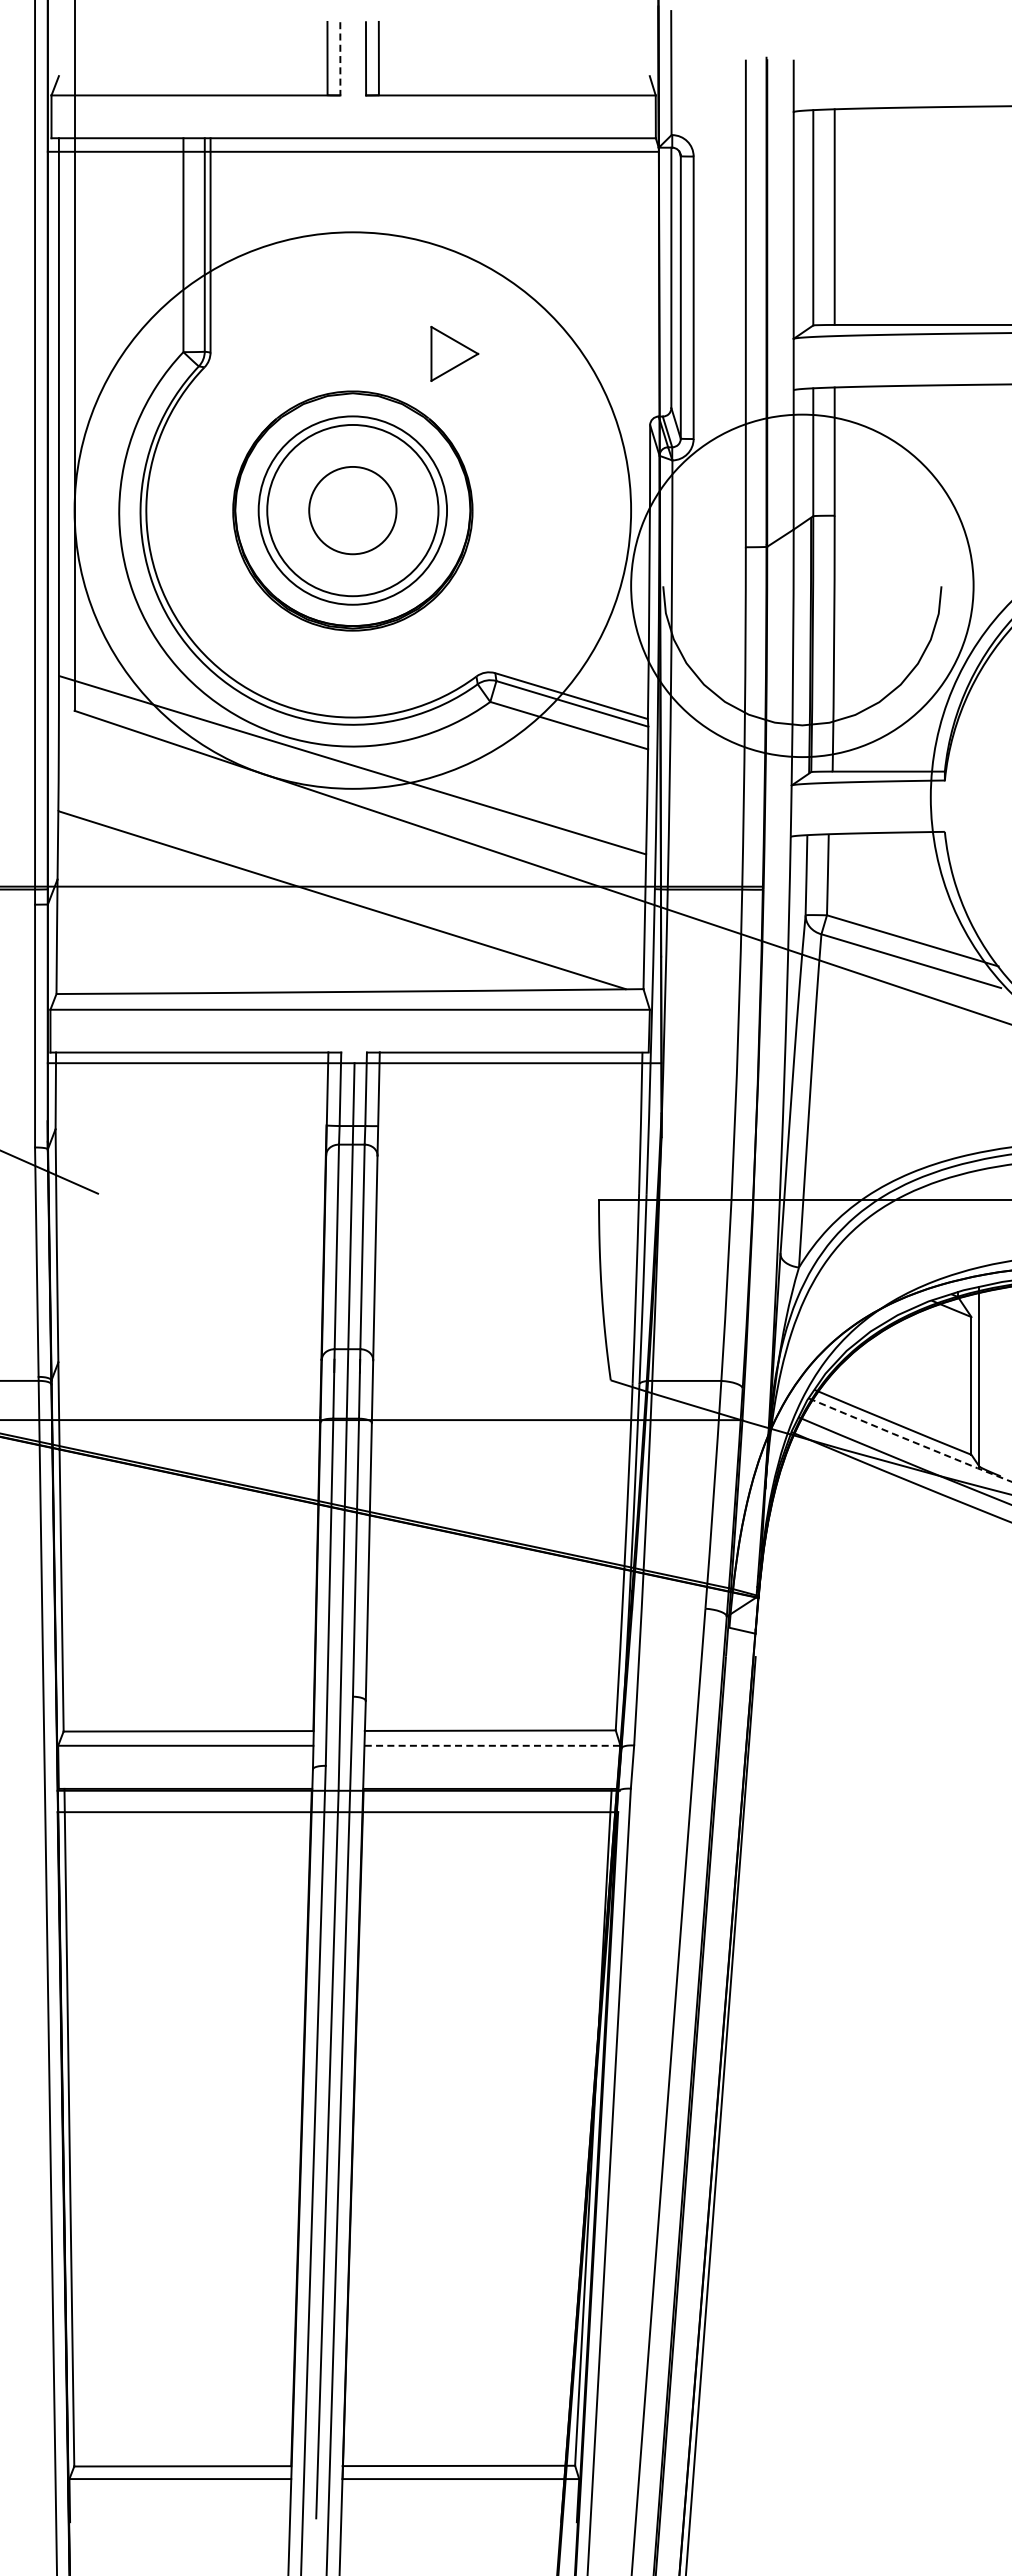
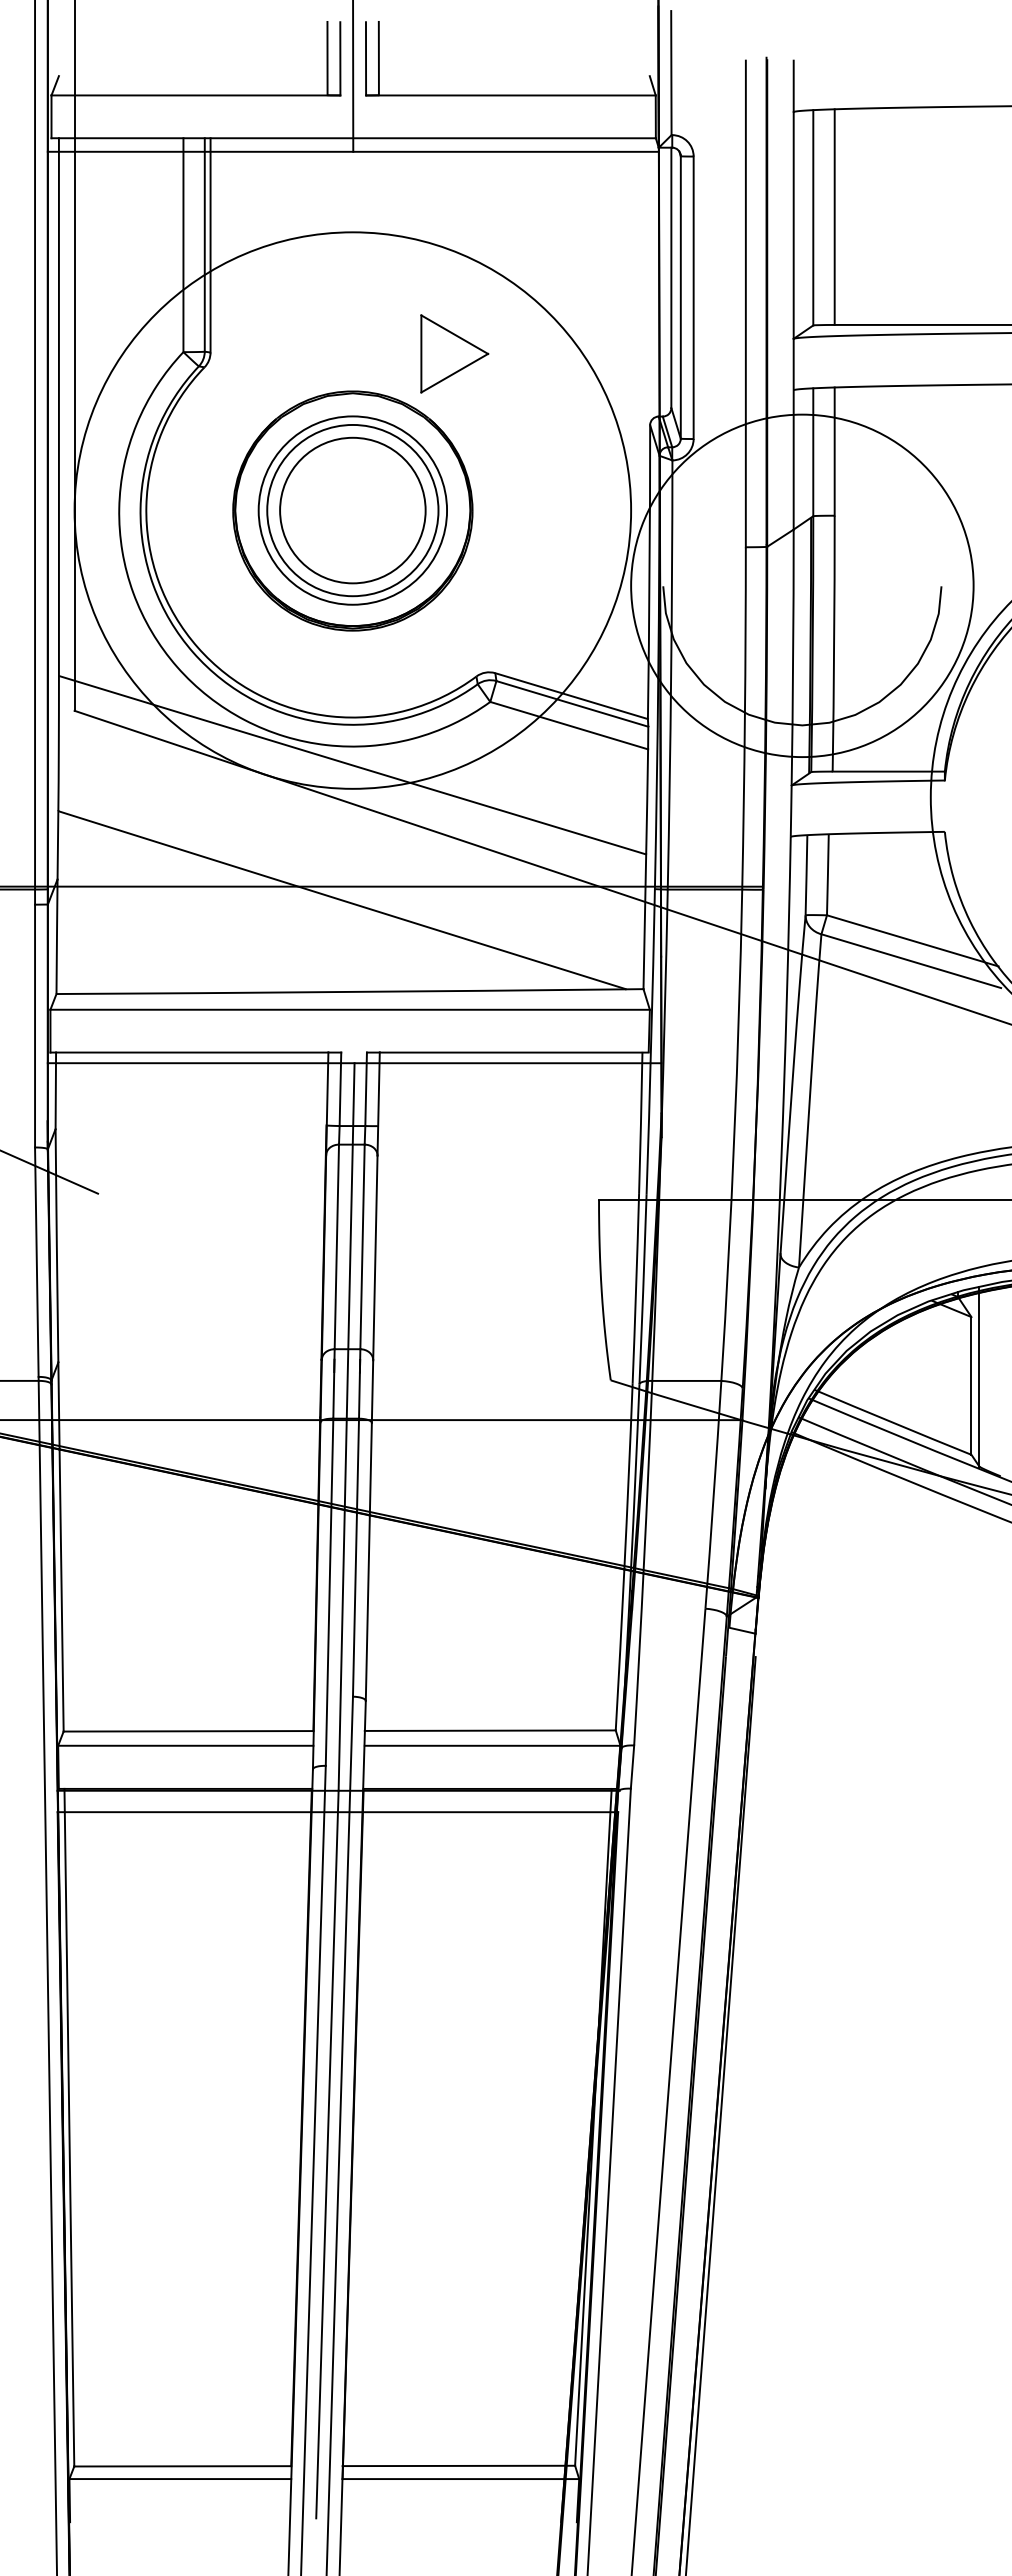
line: dashed -> solid (340, 58)
line: none -> present (353, 76)
part size: 50x56 px -> 70x80 px (454, 353)
circle diameter: 87 px -> 146 px (352, 510)
arc: dashed -> solid (910, 1440)
line: dashed -> solid (492, 1745)
